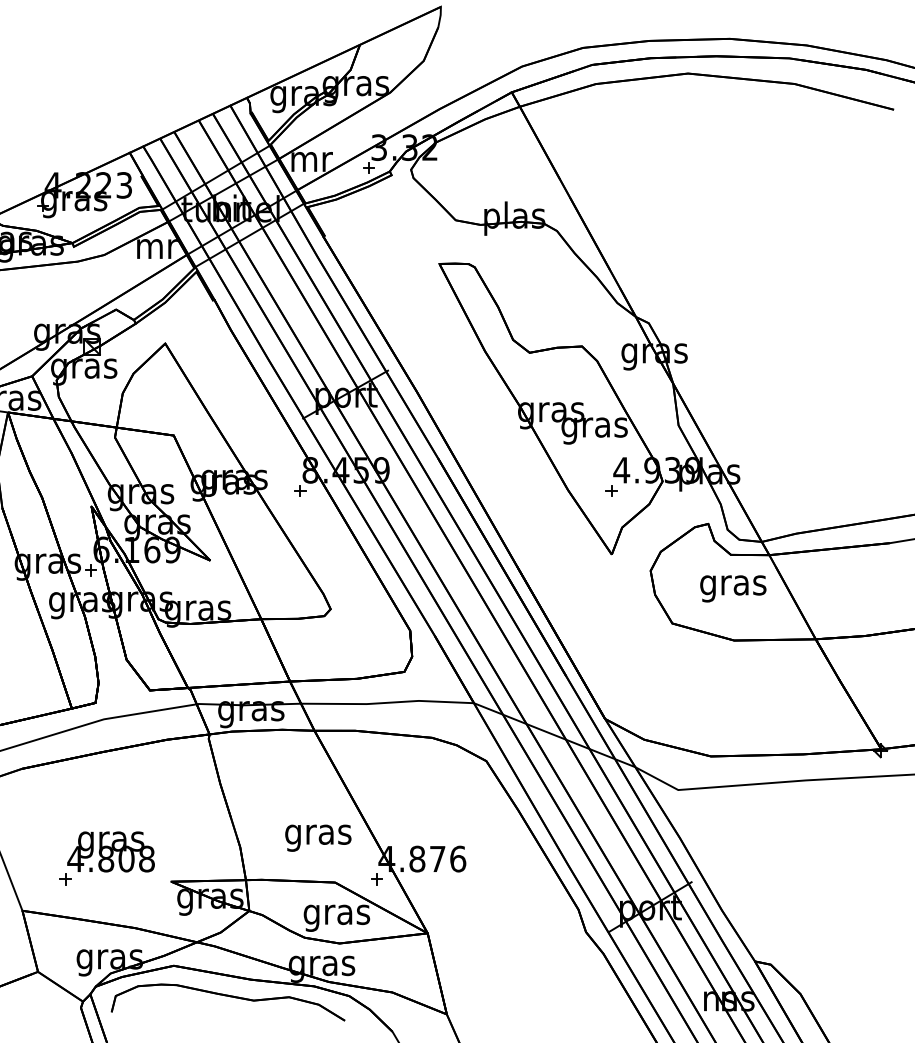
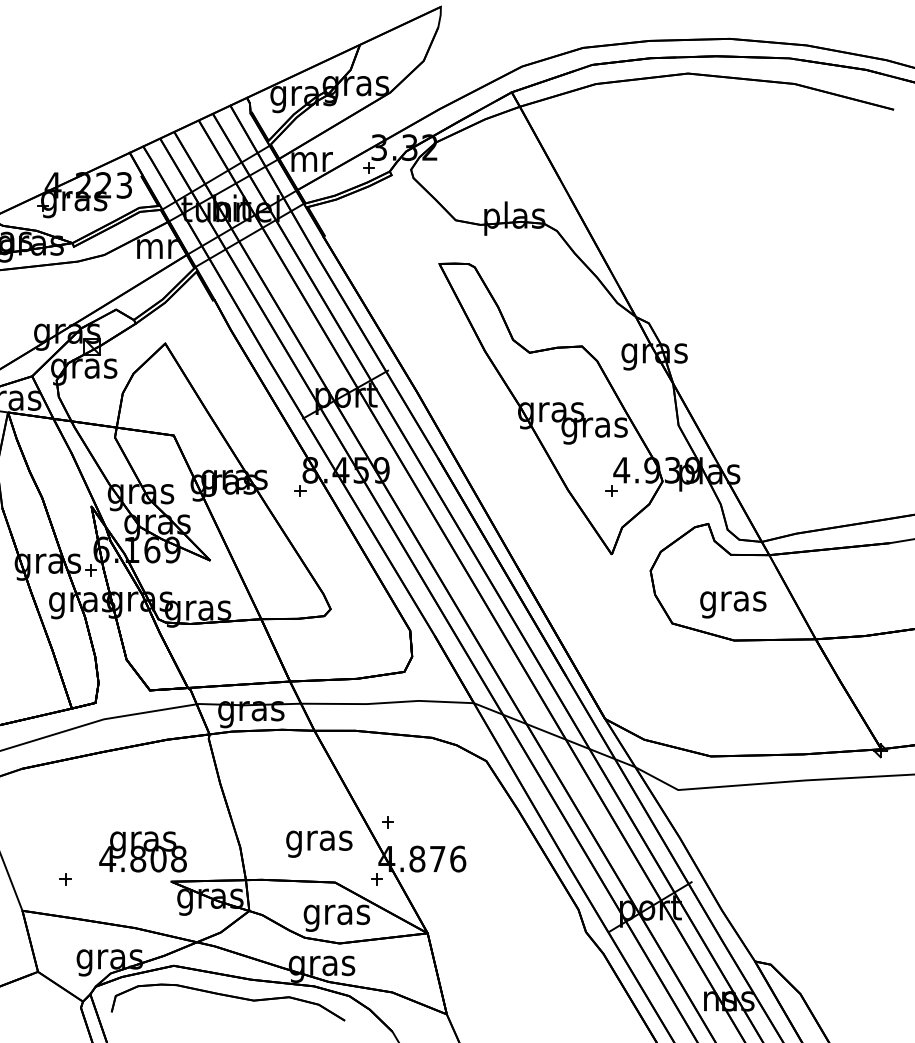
text position: (733, 588) -> (733, 604) (733, 604)
part: none -> present (387, 822)
text position: (318, 837) -> (319, 843) (319, 843)
text position: (110, 851) -> (142, 851) (142, 851)
